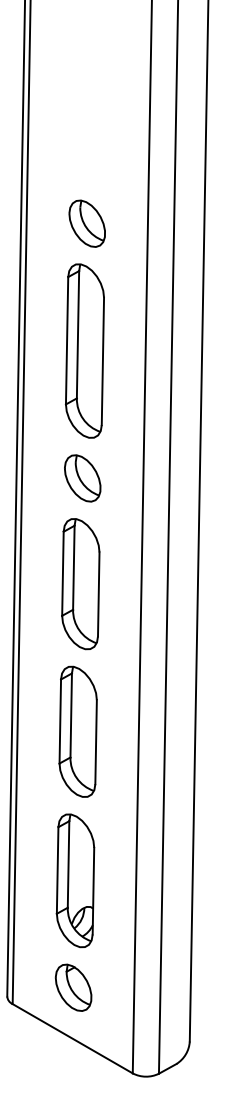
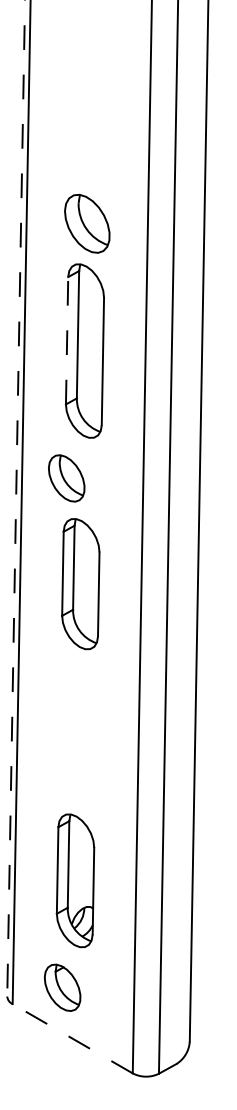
part size: 38x49 px -> 47x61 px (87, 223)
line: solid -> dashed (67, 340)
part position: (82, 478) -> (66, 478) (66, 478)
line: solid -> dashed (16, 498)
part: present -> none (77, 731)
part position: (73, 987) -> (62, 987) (62, 987)
line: solid -> dashed (72, 1038)
